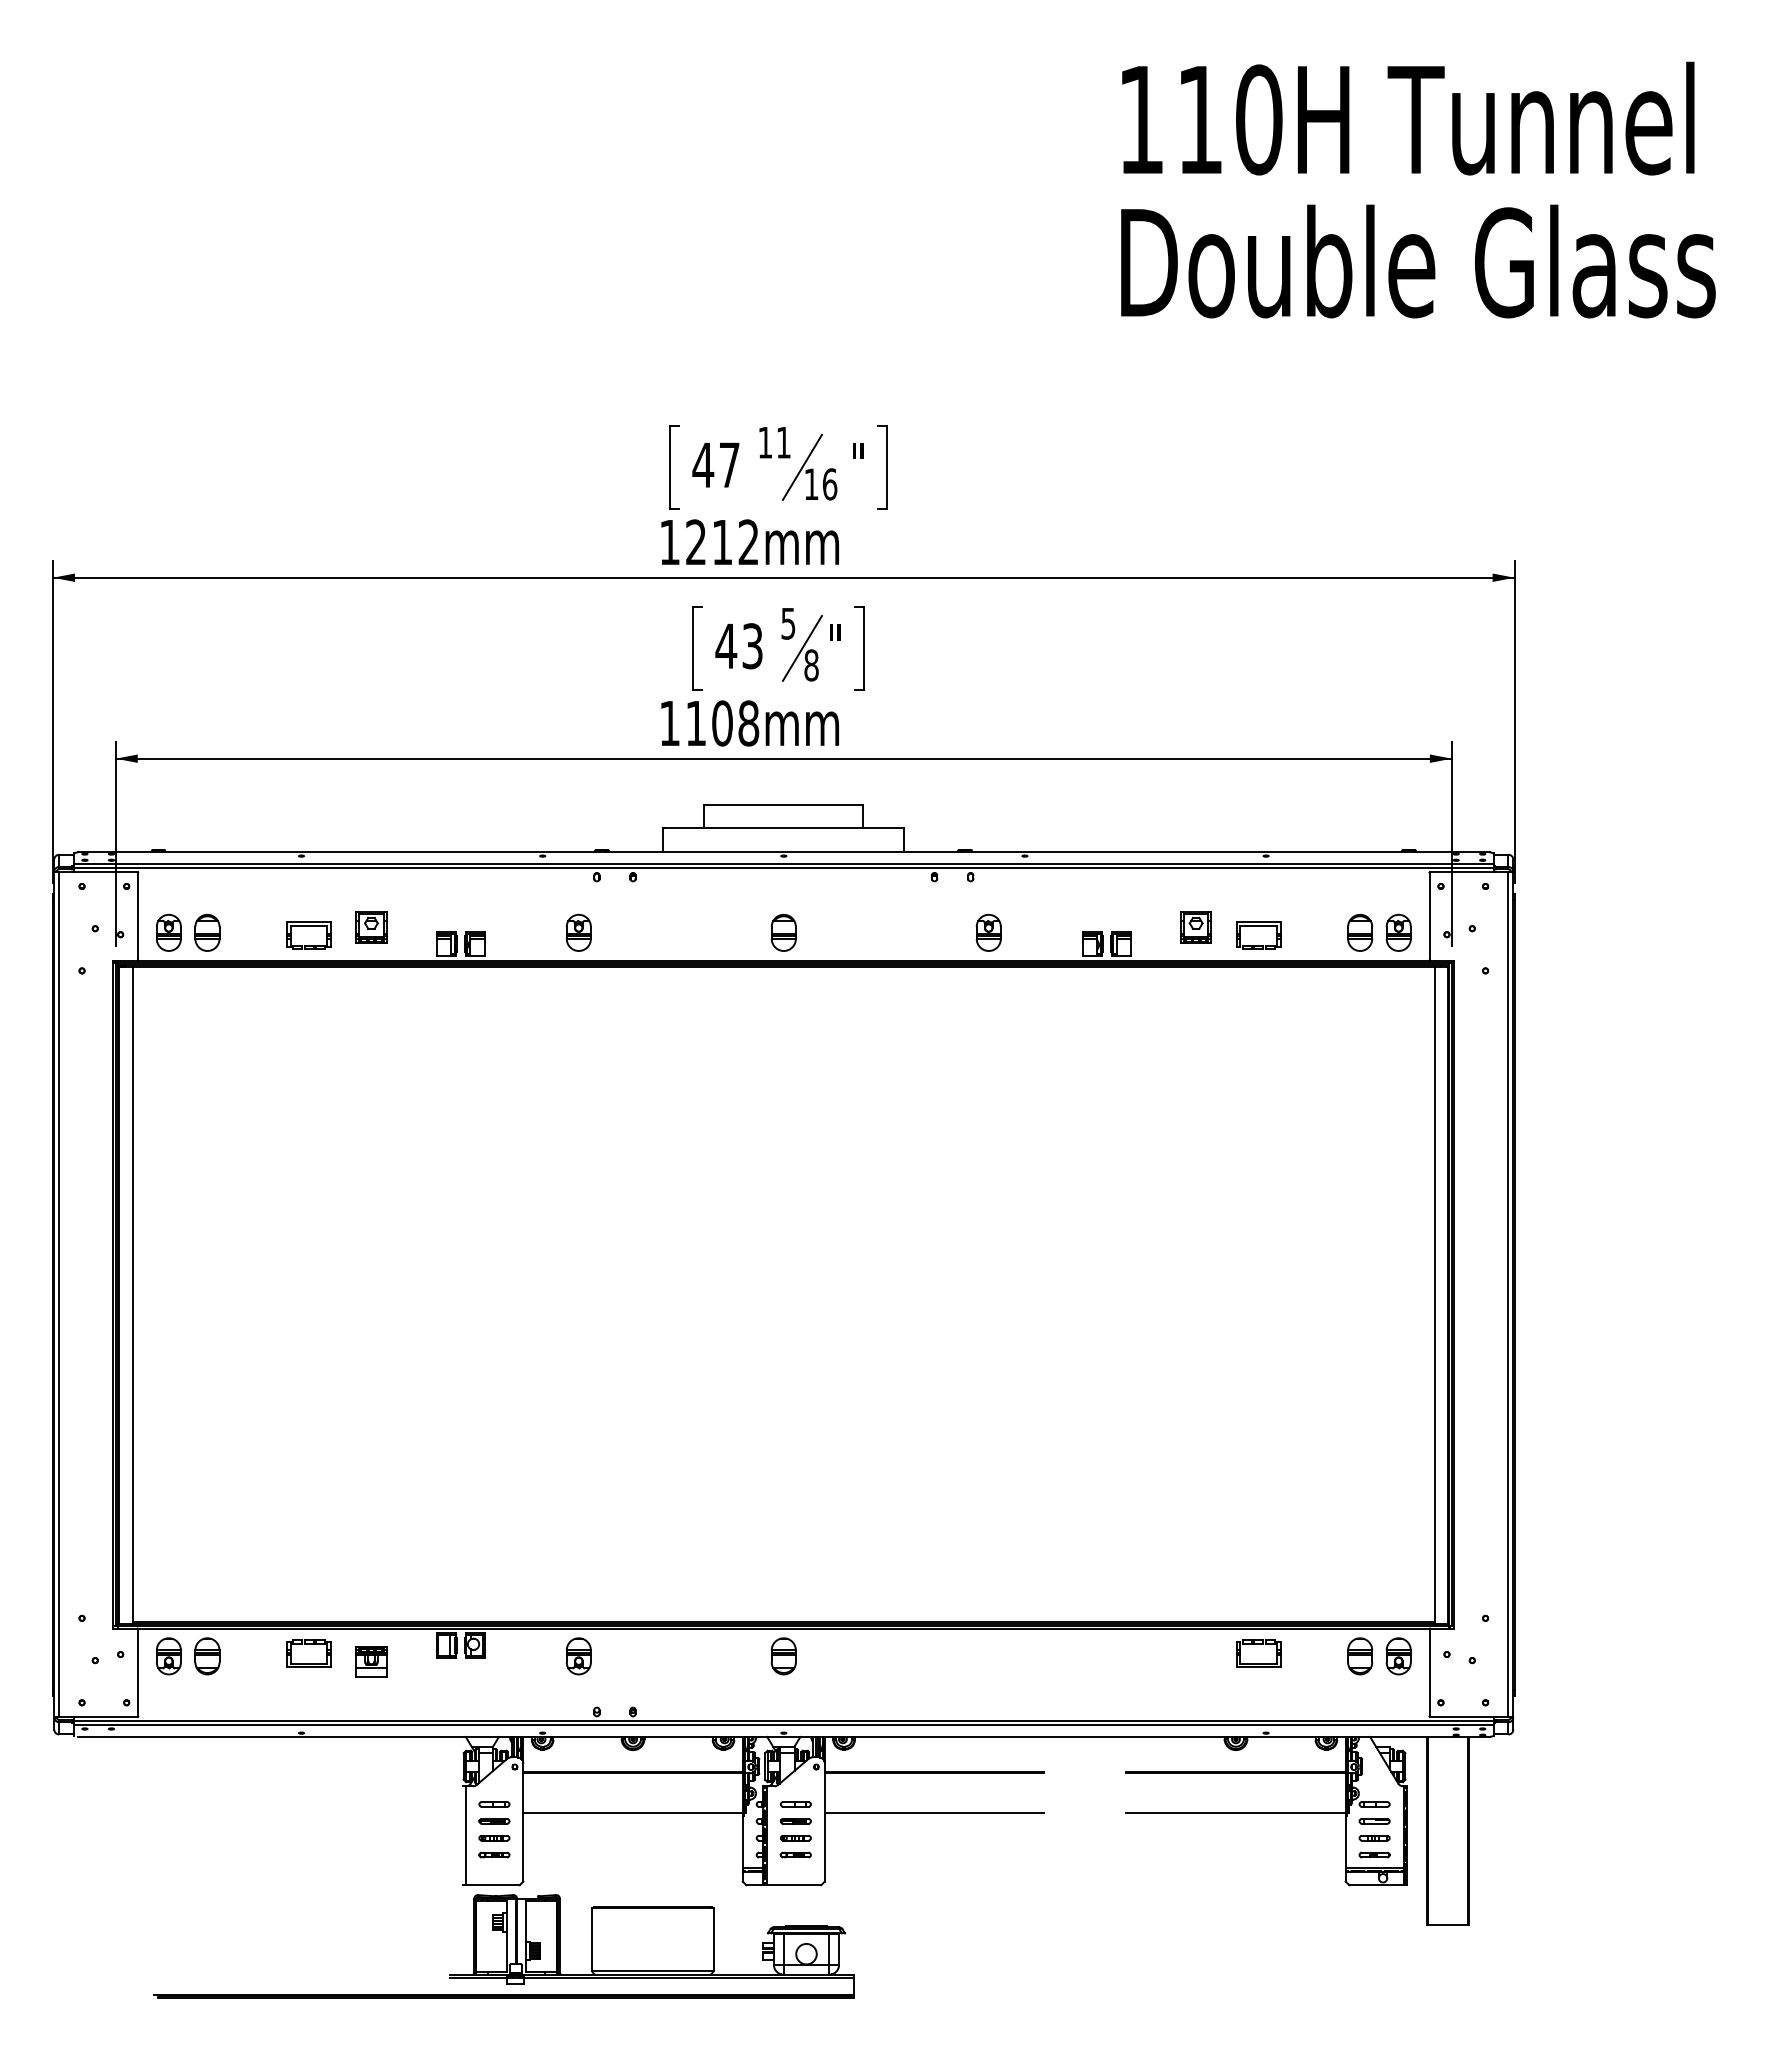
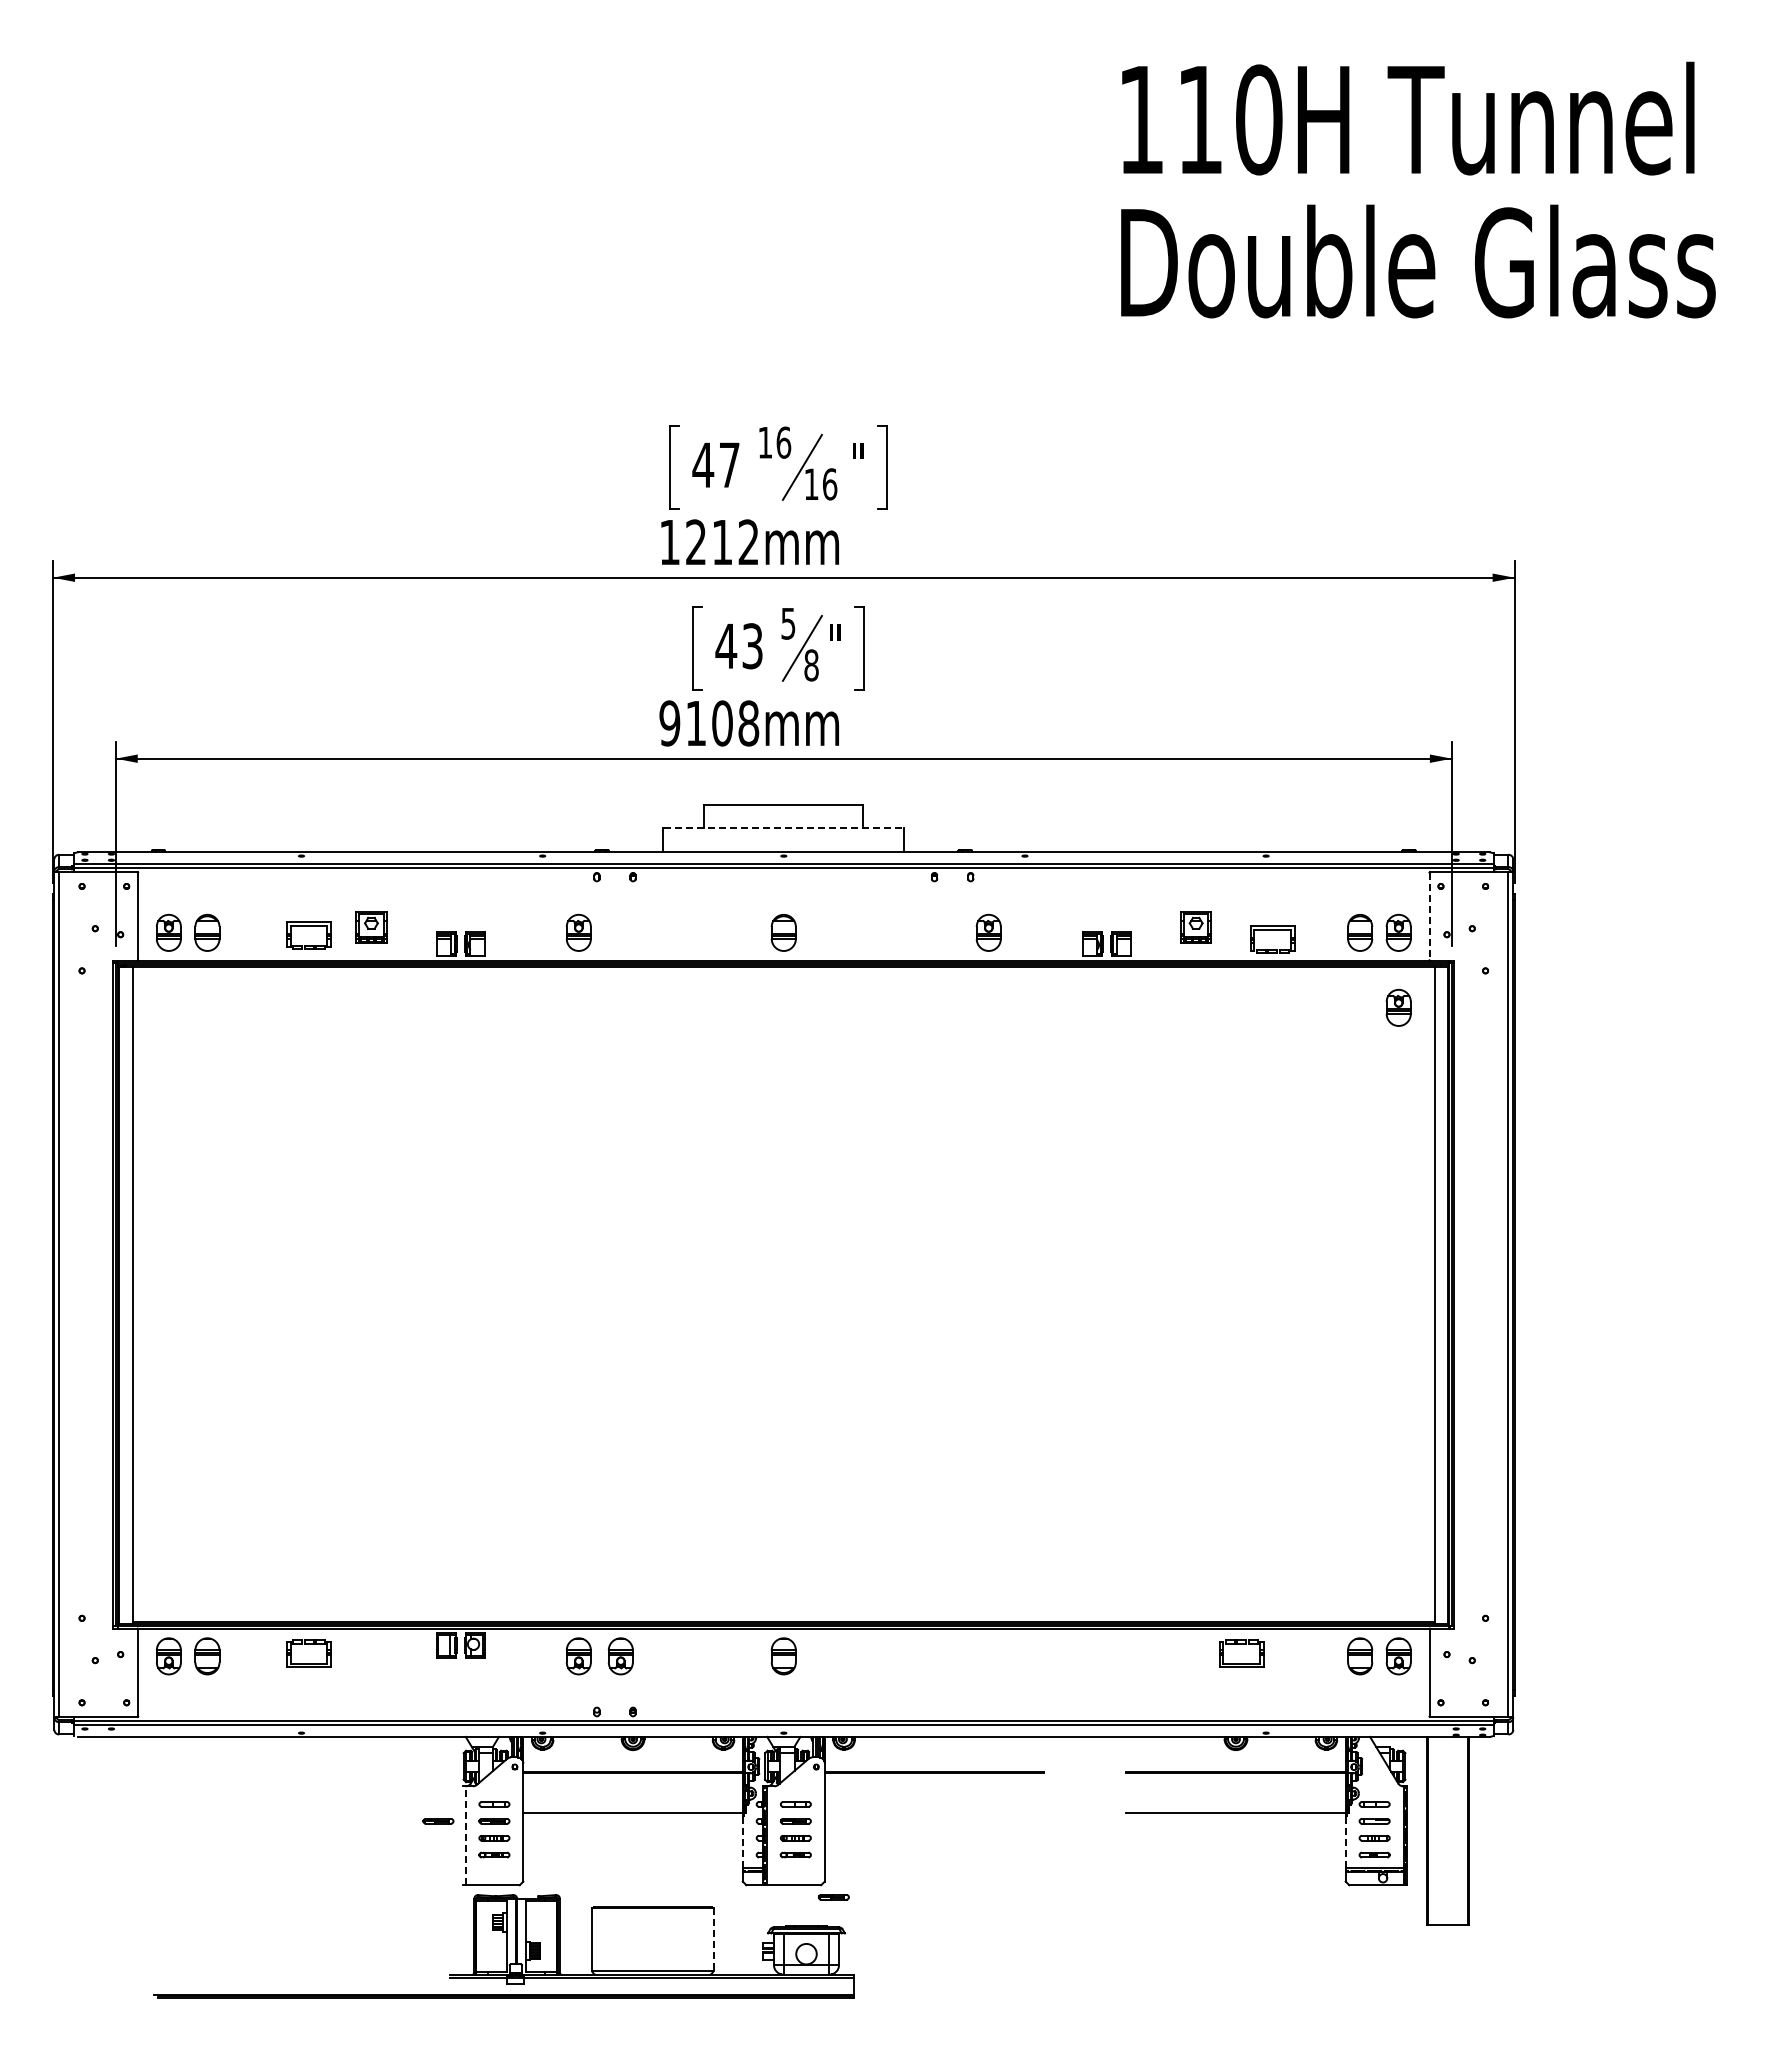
text: 11 -> 16 (783, 442)
text: 1108mm -> 9108mm (669, 723)
line: solid -> dashed (784, 828)
line: solid -> dashed (1429, 916)
part position: (1258, 926) -> (1272, 930) (1272, 930)
part: none -> present (1398, 1007)
part position: (1258, 1644) -> (1241, 1644) (1241, 1644)
part: none -> present (620, 1656)
part: present -> none (371, 1661)
line: present -> none (934, 1812)
part: none -> present (438, 1821)
line: solid -> dashed (465, 1835)
line: solid -> dashed (742, 1841)
line: solid -> dashed (1345, 1841)
part: none -> present (833, 1897)
line: solid -> dashed (713, 1940)
